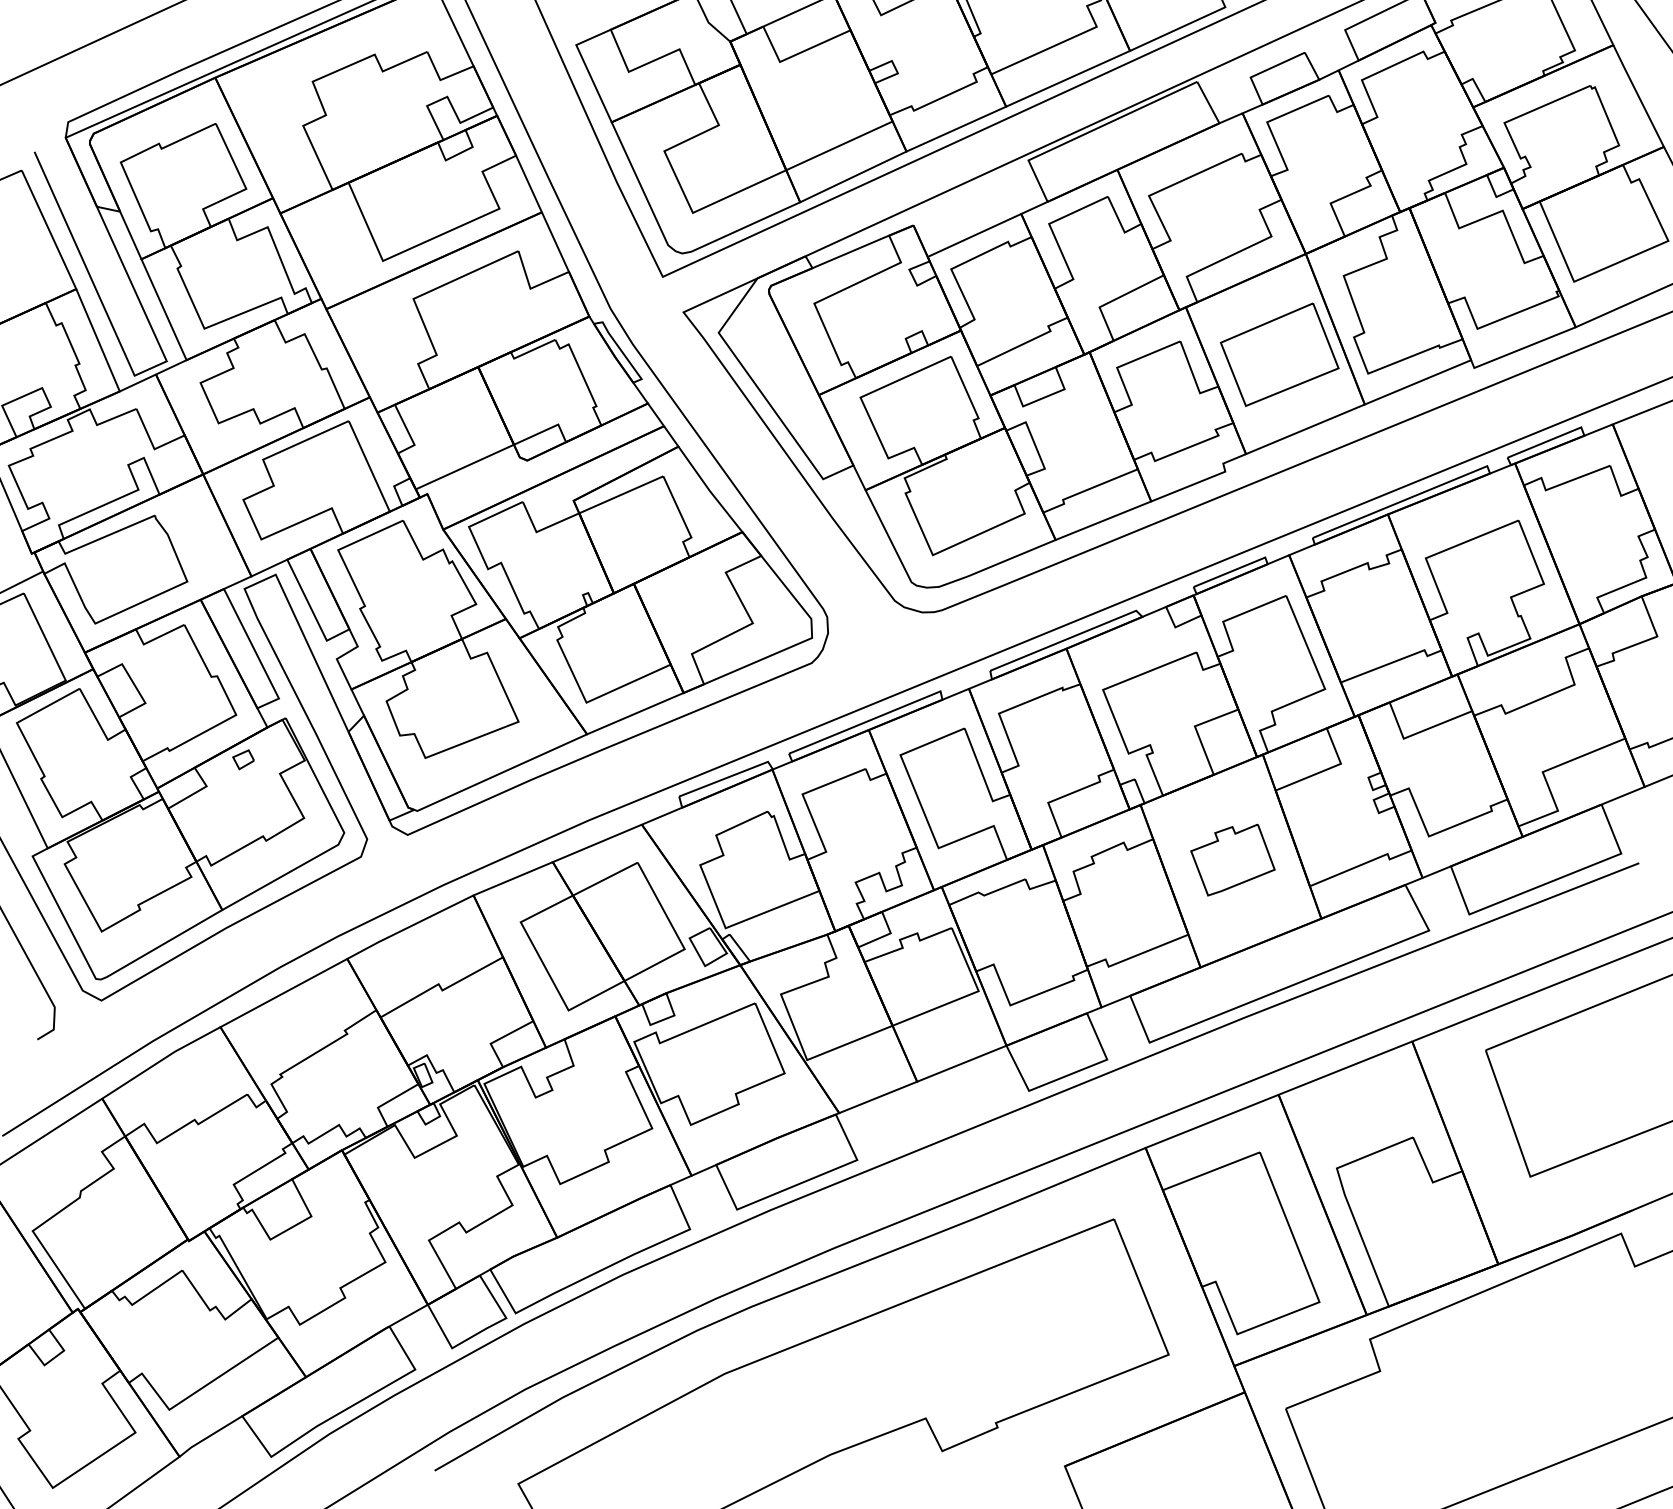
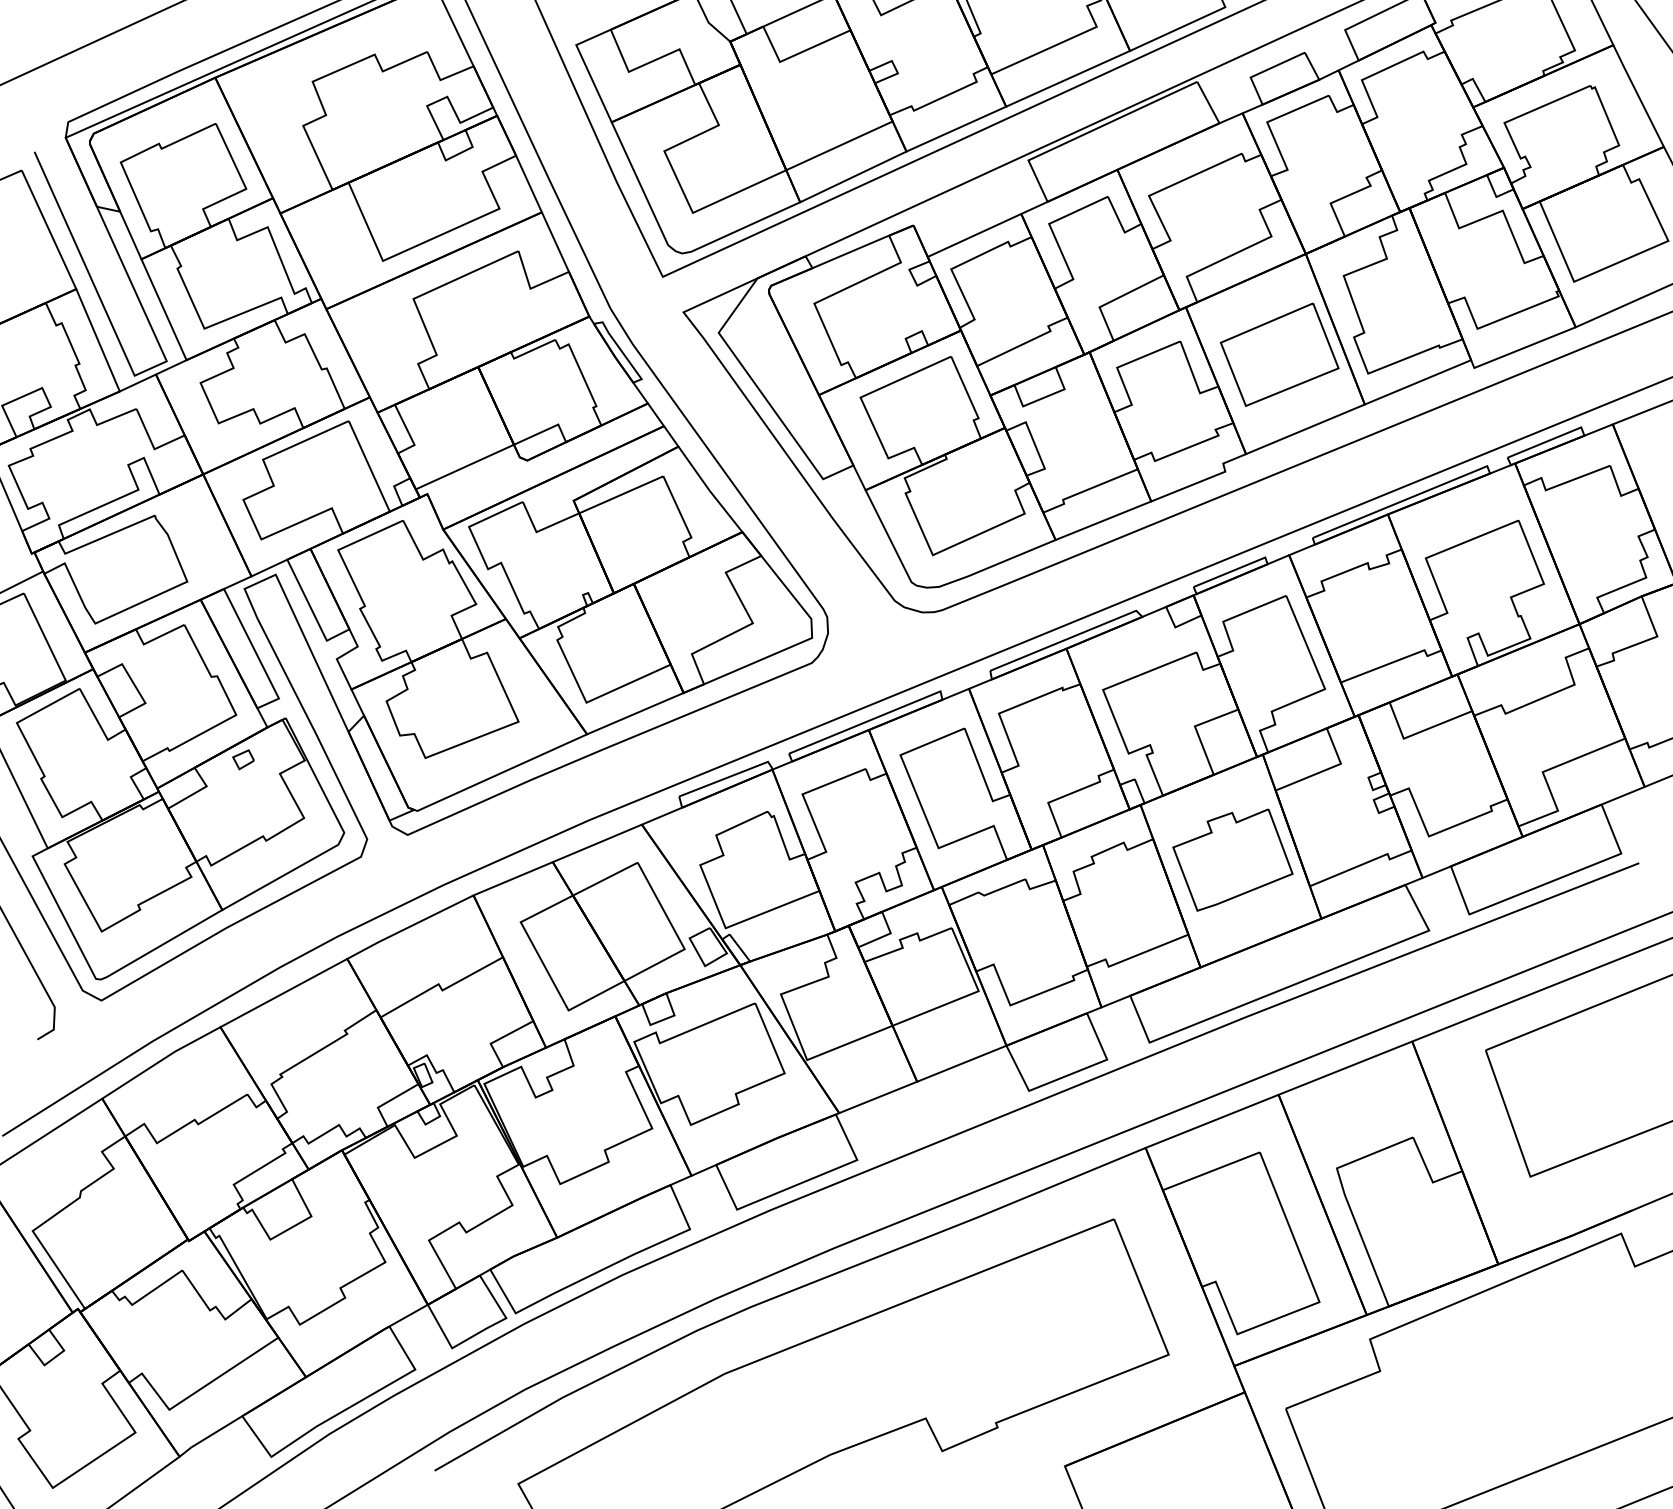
part size: 86x74 px -> 122x104 px (1232, 859)
